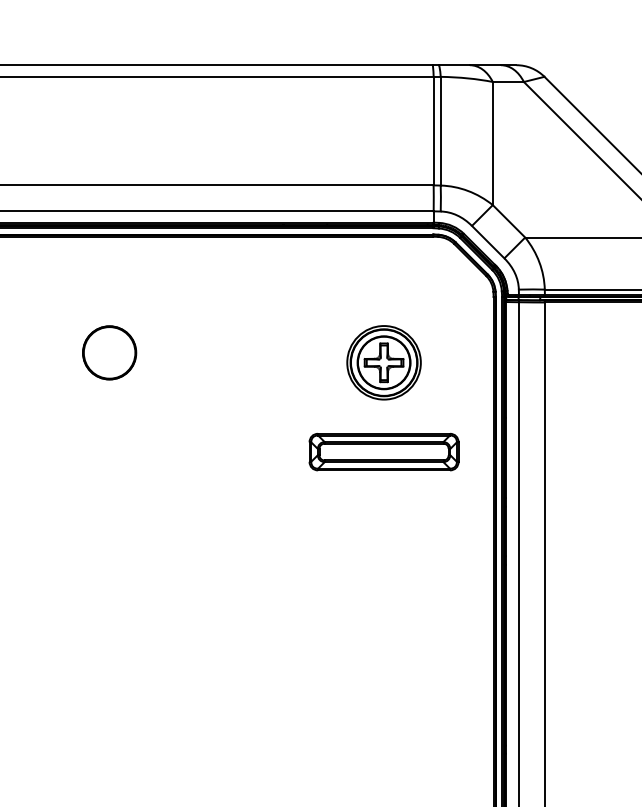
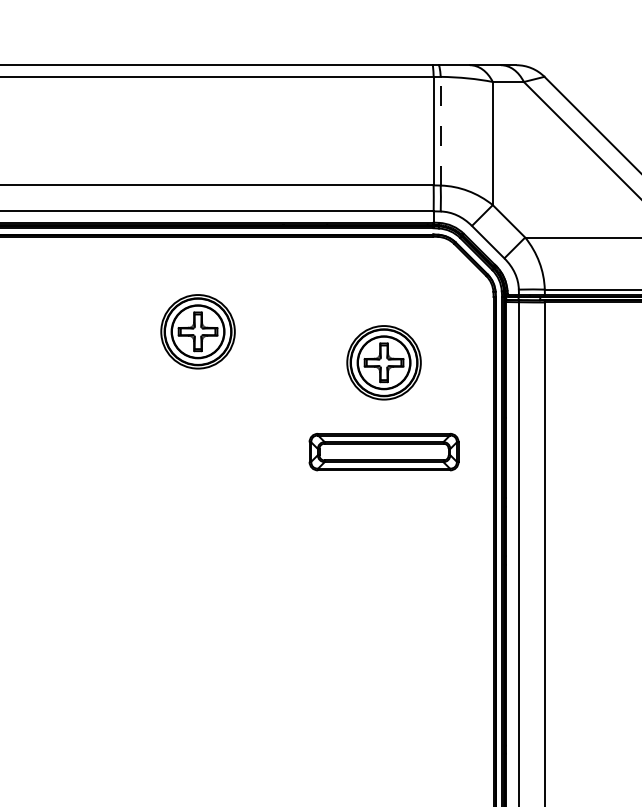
line: solid -> dashed (440, 130)
part: none -> present (197, 331)
circle: present -> none (109, 352)
